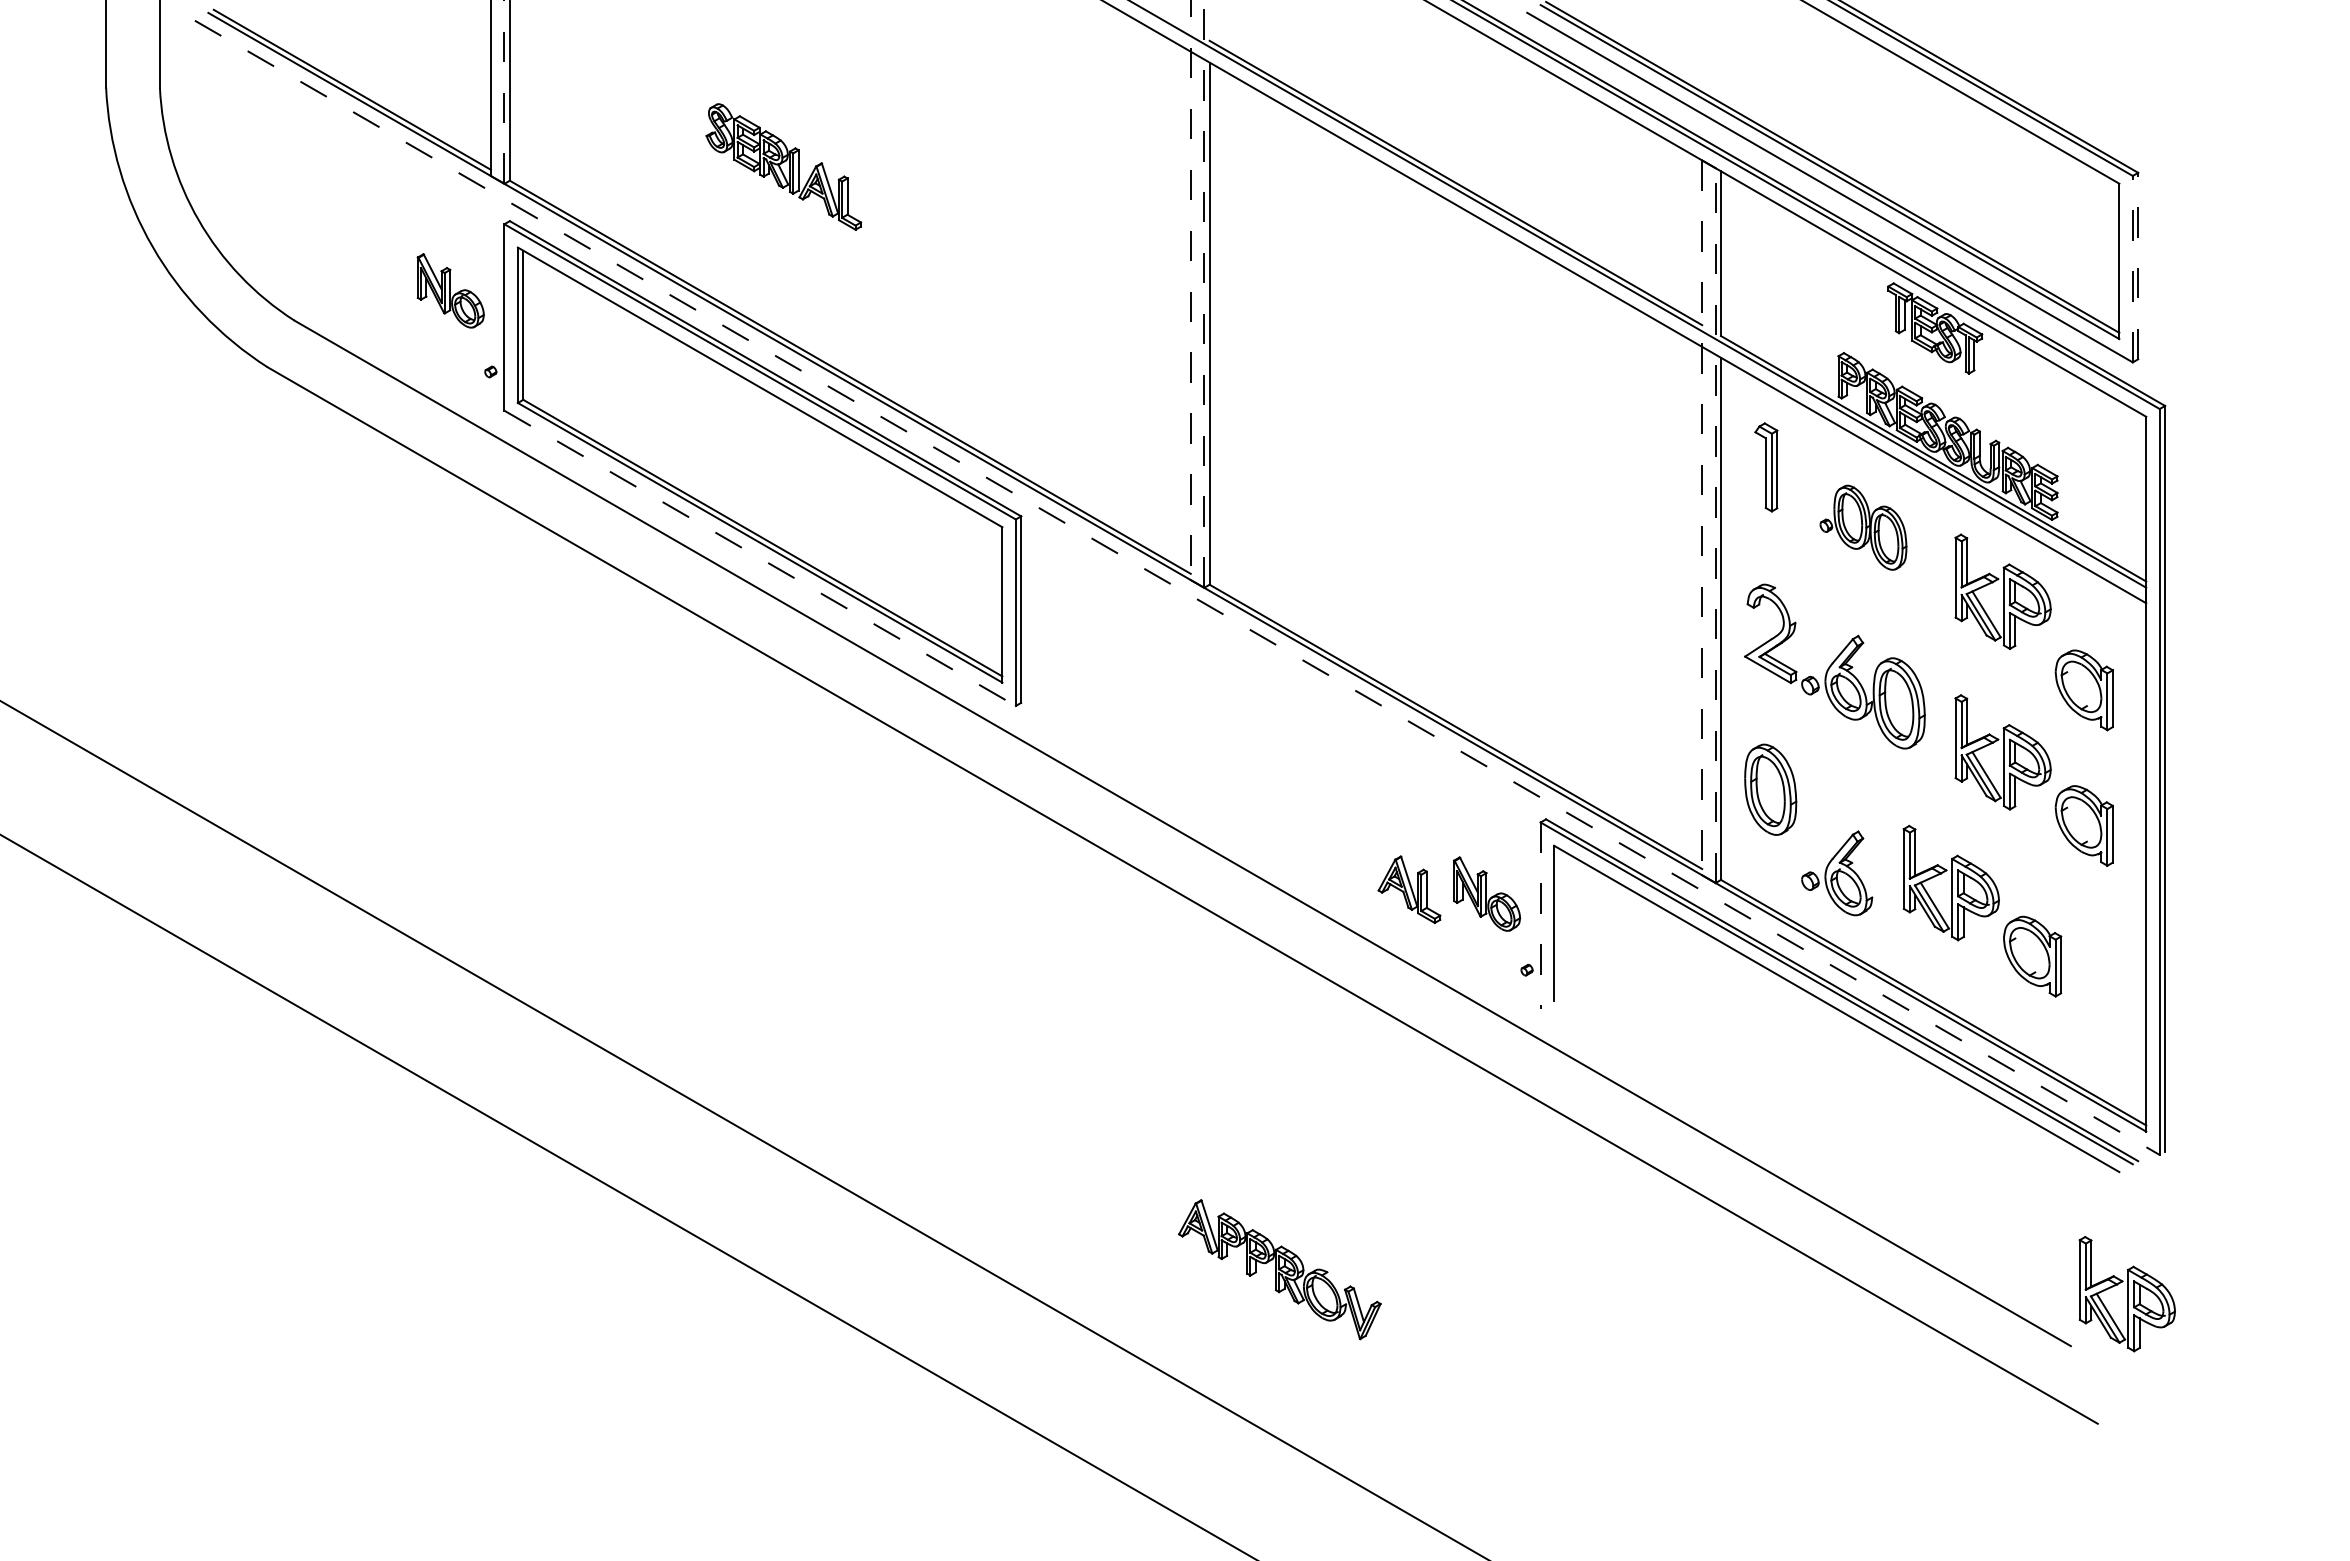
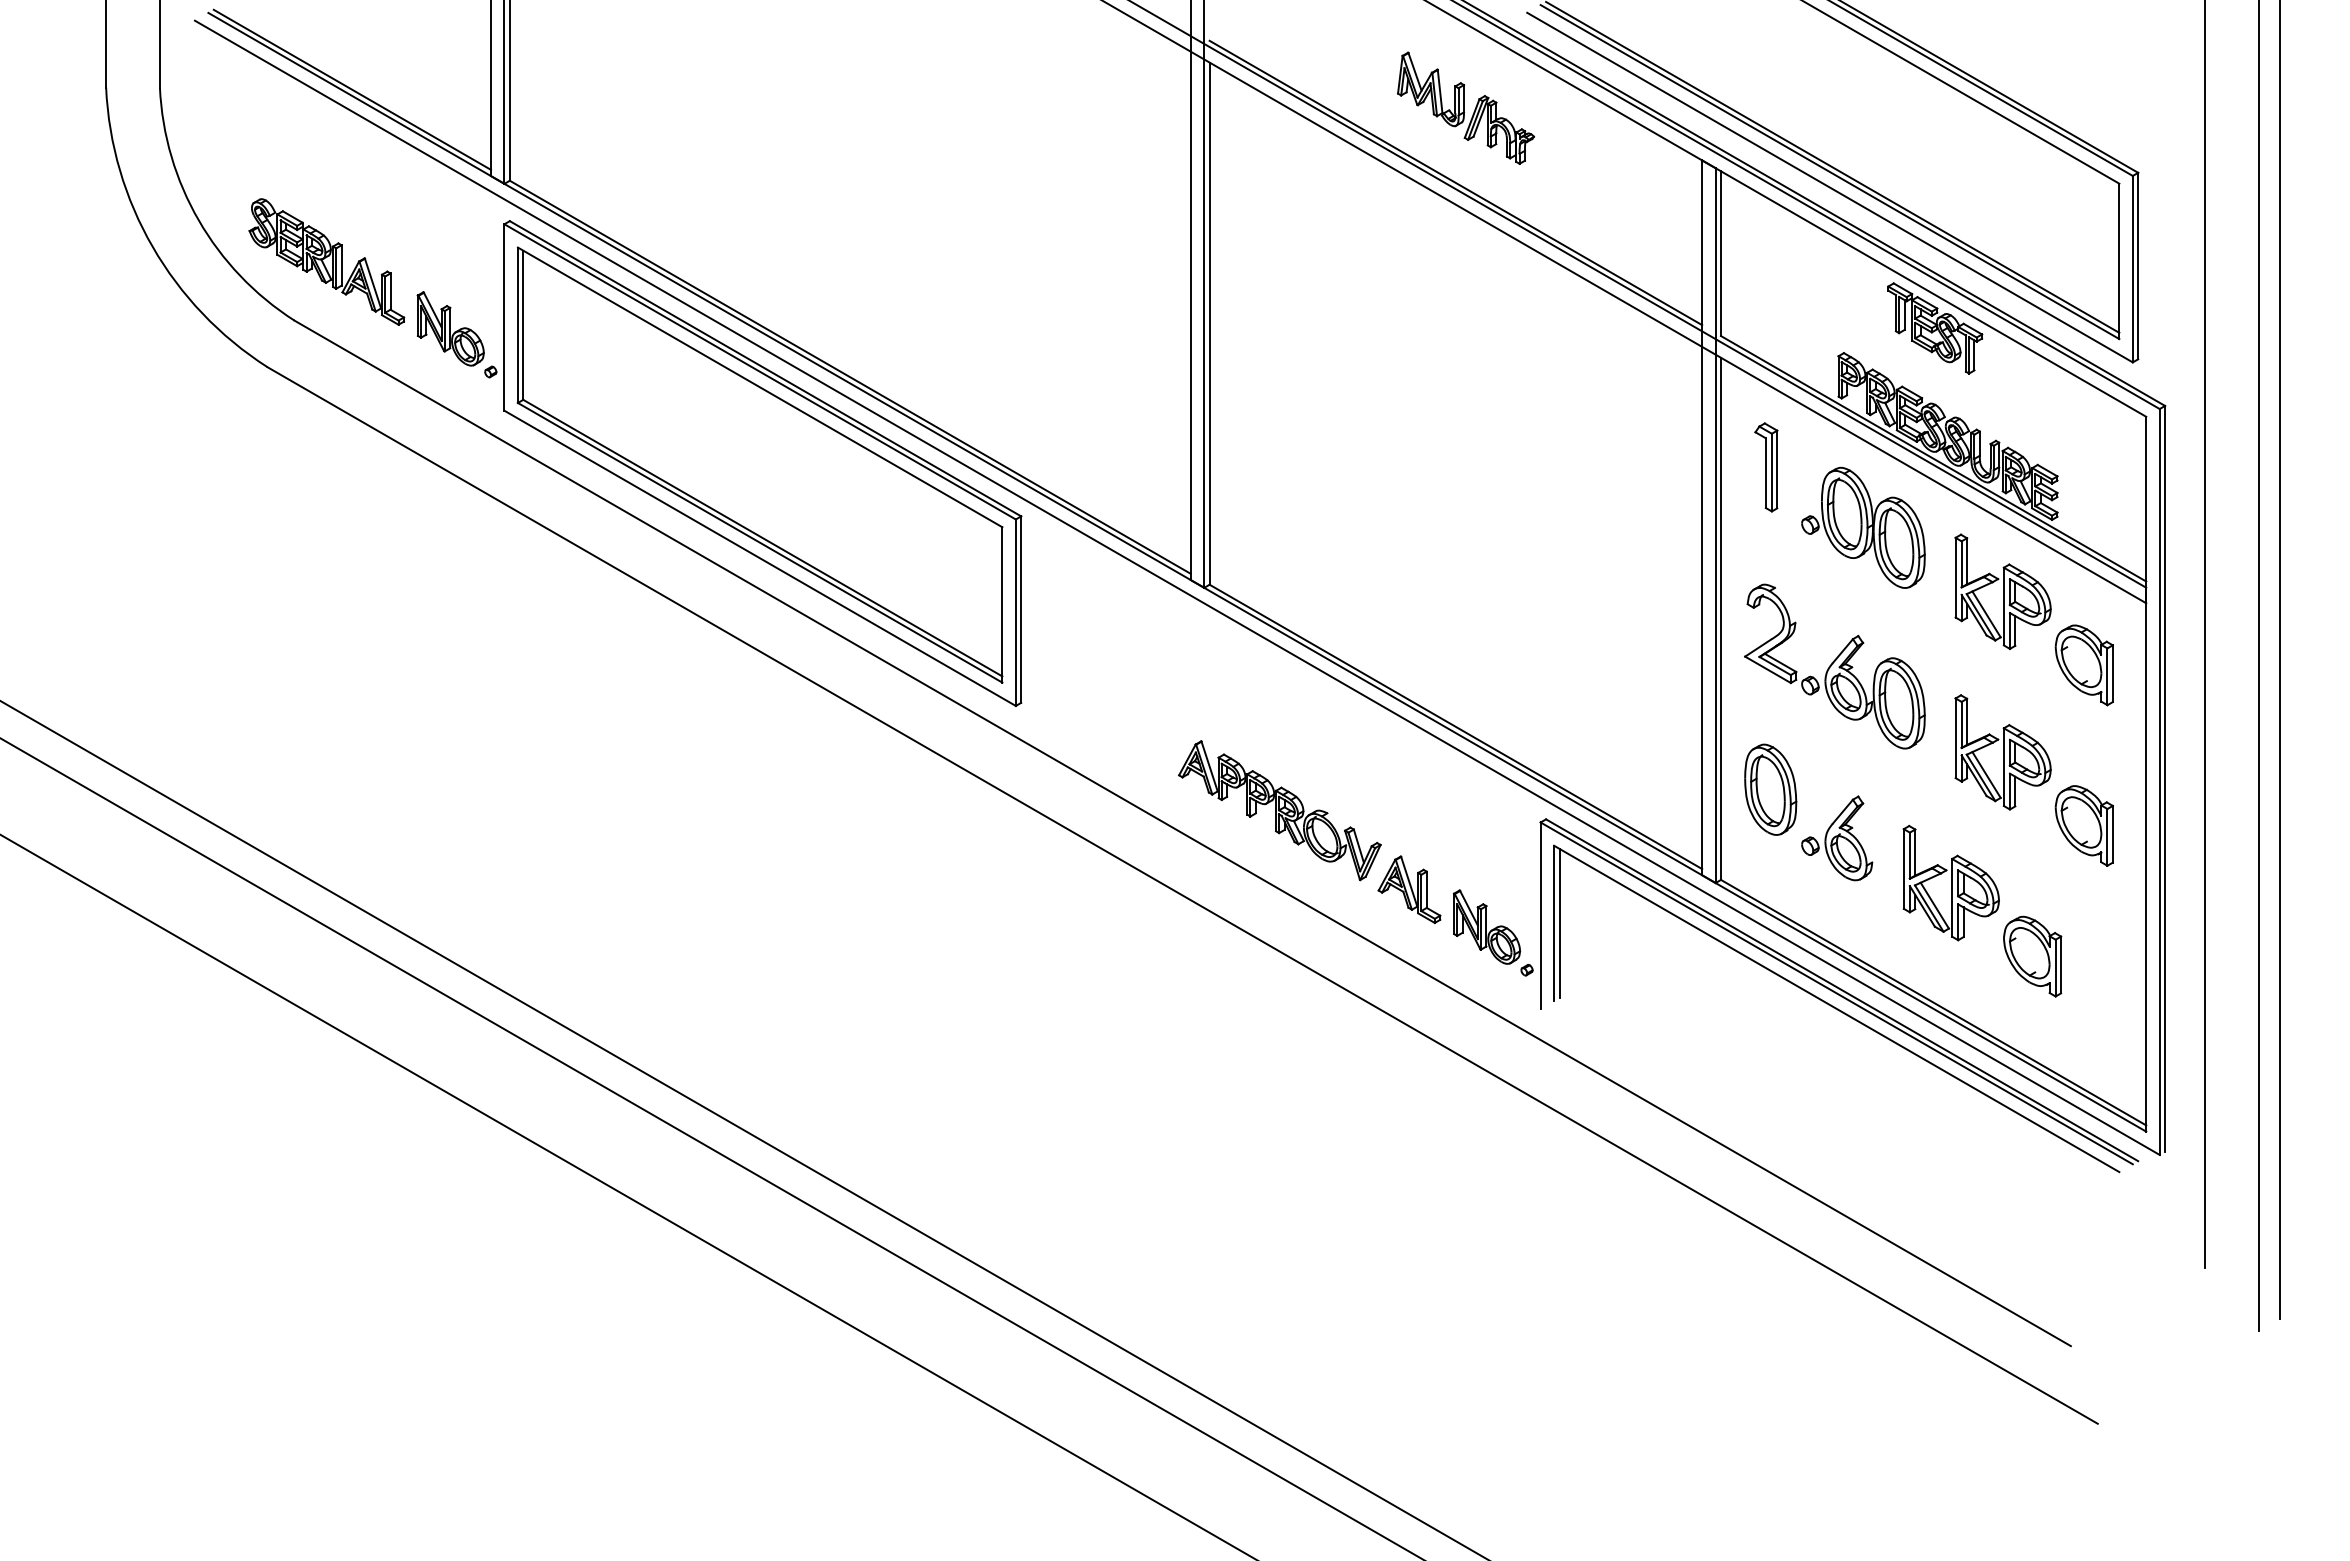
line: dashed -> solid (504, 91)
part: none -> present (1465, 107)
part position: (783, 166) -> (326, 261) (326, 261)
line: dashed -> solid (2138, 265)
line: dashed -> solid (2132, 268)
part position: (450, 290) -> (450, 328) (450, 328)
line: dashed -> solid (1190, 290)
line: dashed -> solid (1204, 293)
line: dashed -> solid (1702, 518)
line: dashed -> solid (1715, 525)
part size: 89x87 px -> 125x123 px (1863, 527)
line: dashed -> solid (760, 558)
line: dashed -> solid (1177, 588)
line: none -> present (2205, 635)
line: none -> present (2279, 660)
line: none -> present (2259, 666)
part position: (2083, 690) -> (2083, 665) (2083, 665)
part position: (1837, 873) -> (1837, 838) (1837, 838)
part position: (1487, 893) -> (1487, 926) (1487, 926)
line: dashed -> solid (1540, 916)
line: none -> present (1559, 923)
line: none -> present (710, 1148)
part position: (1279, 1269) -> (1279, 810) (1279, 810)
part: present -> none (2126, 1293)
